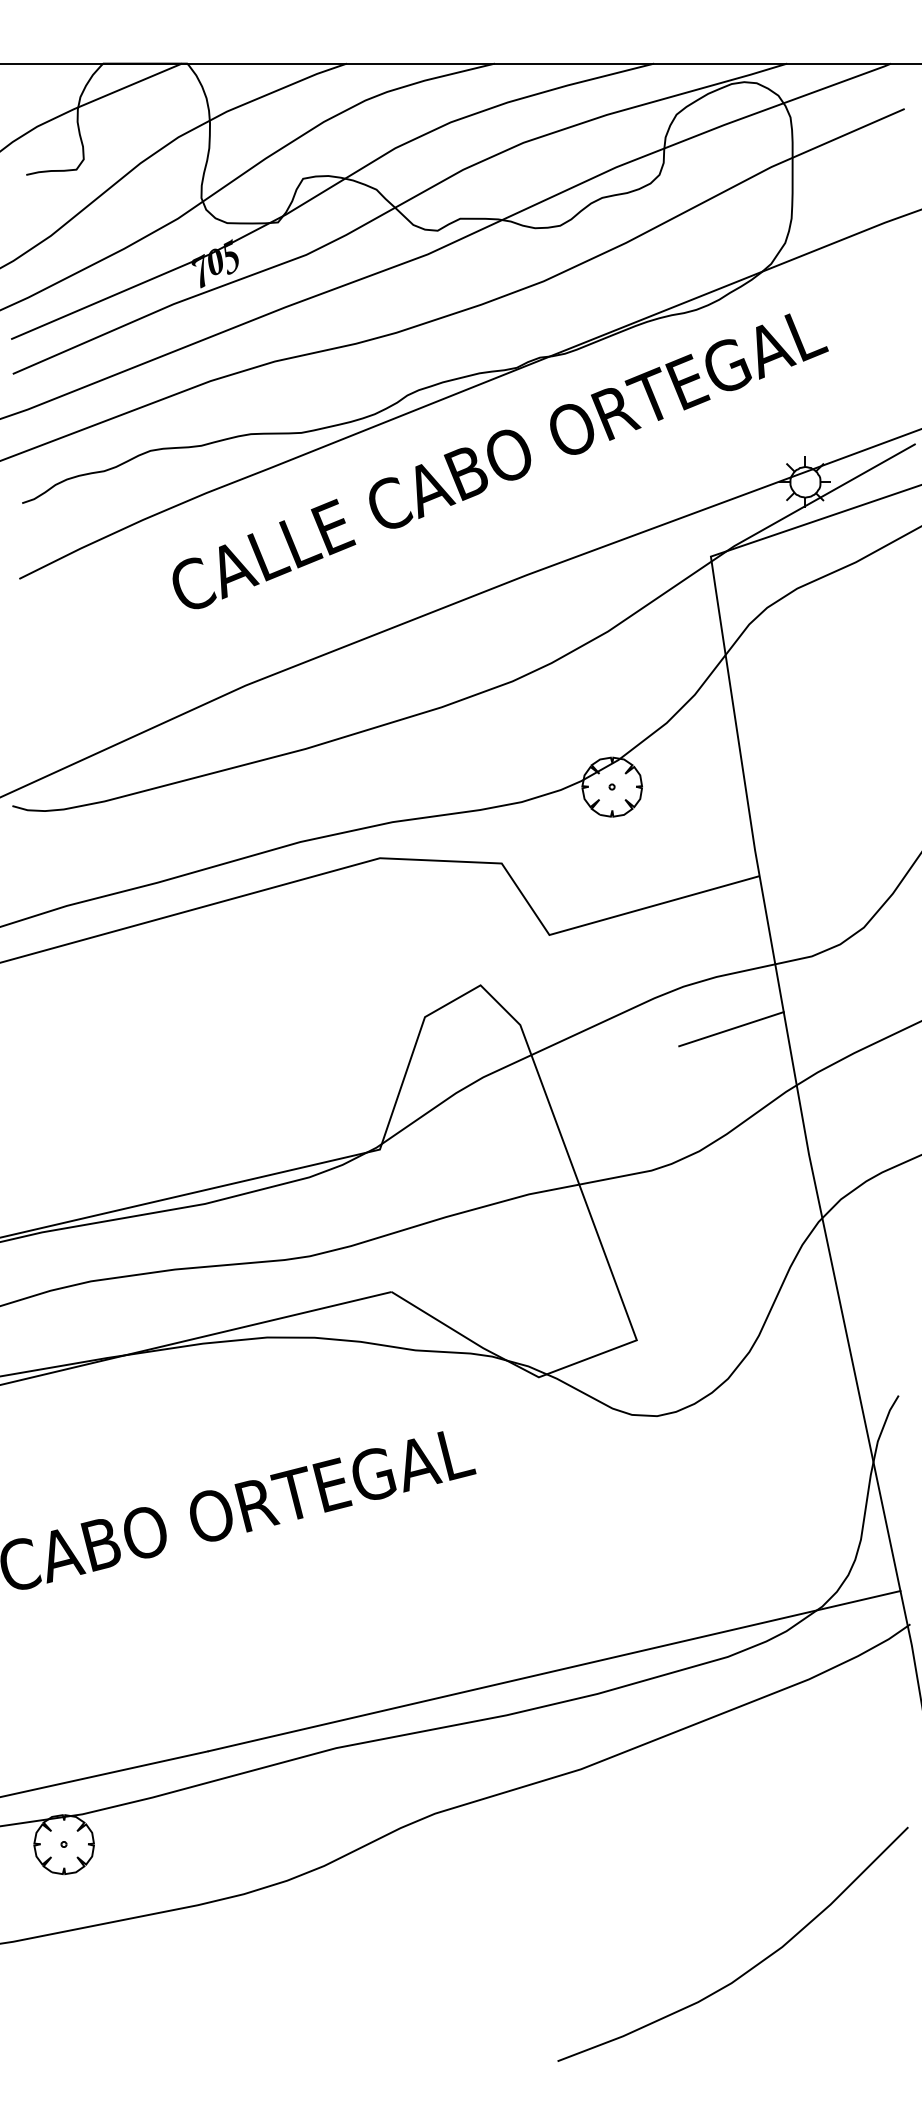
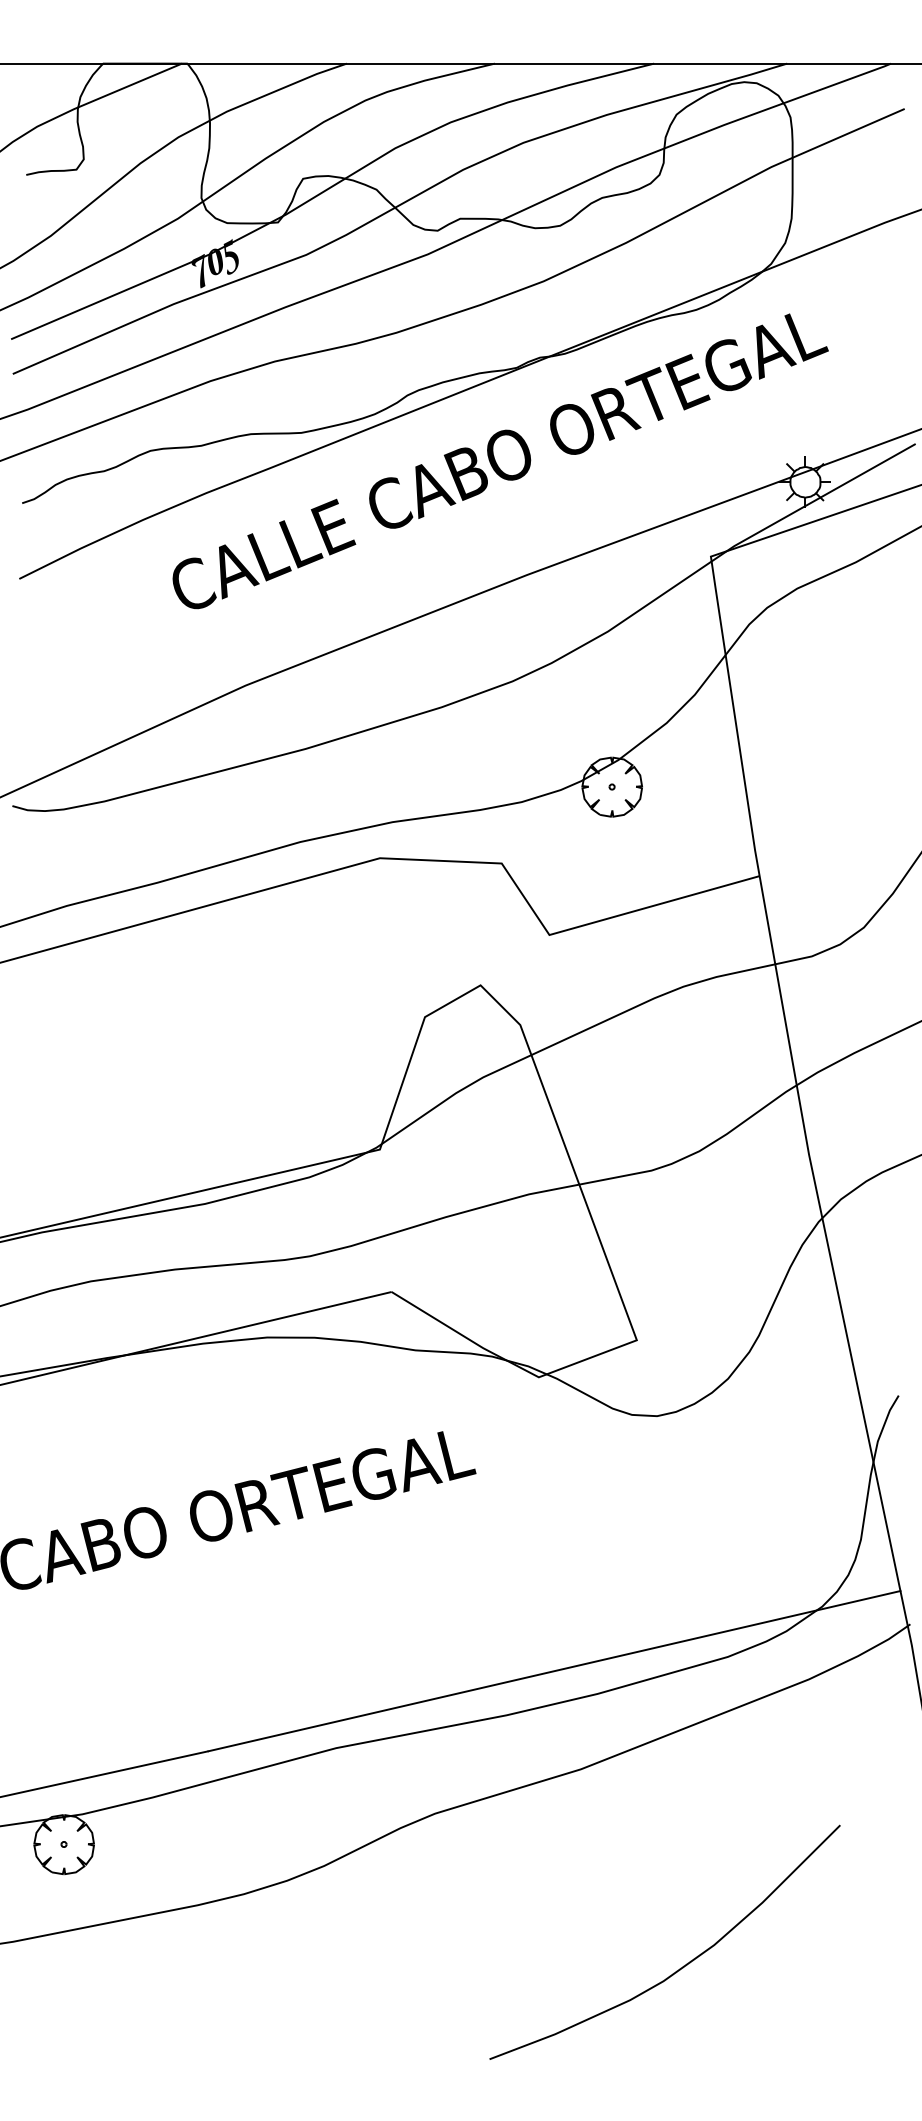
line: present -> none (731, 1029)
curve position: (751, 1967) -> (683, 1965) (683, 1965)
